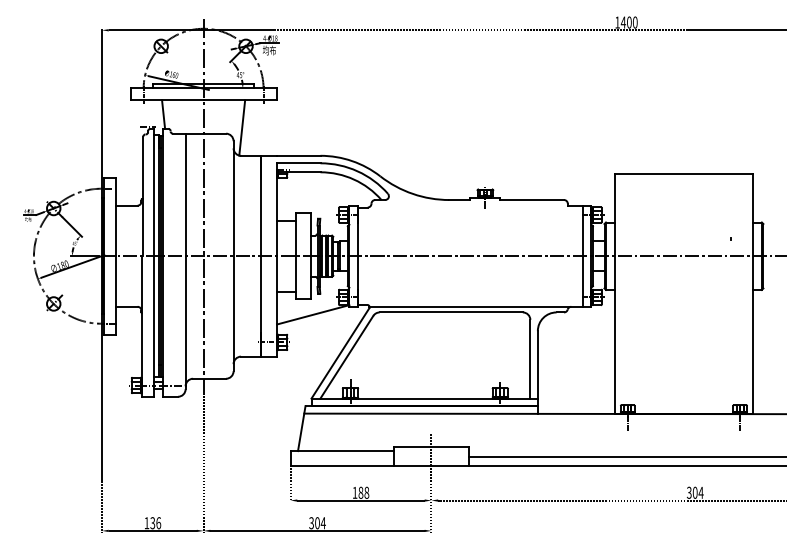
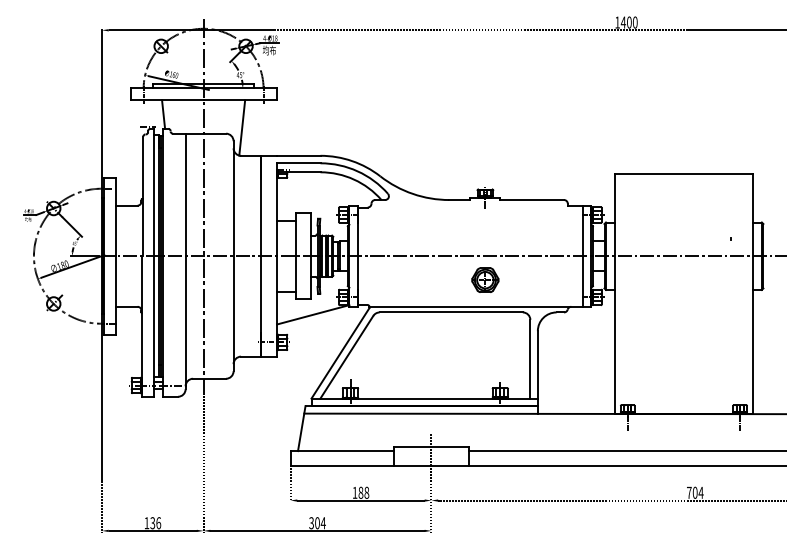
part: none -> present (485, 279)
line position: (625, 457) -> (625, 451) (625, 451)
text: 304 -> 704 (688, 492)
